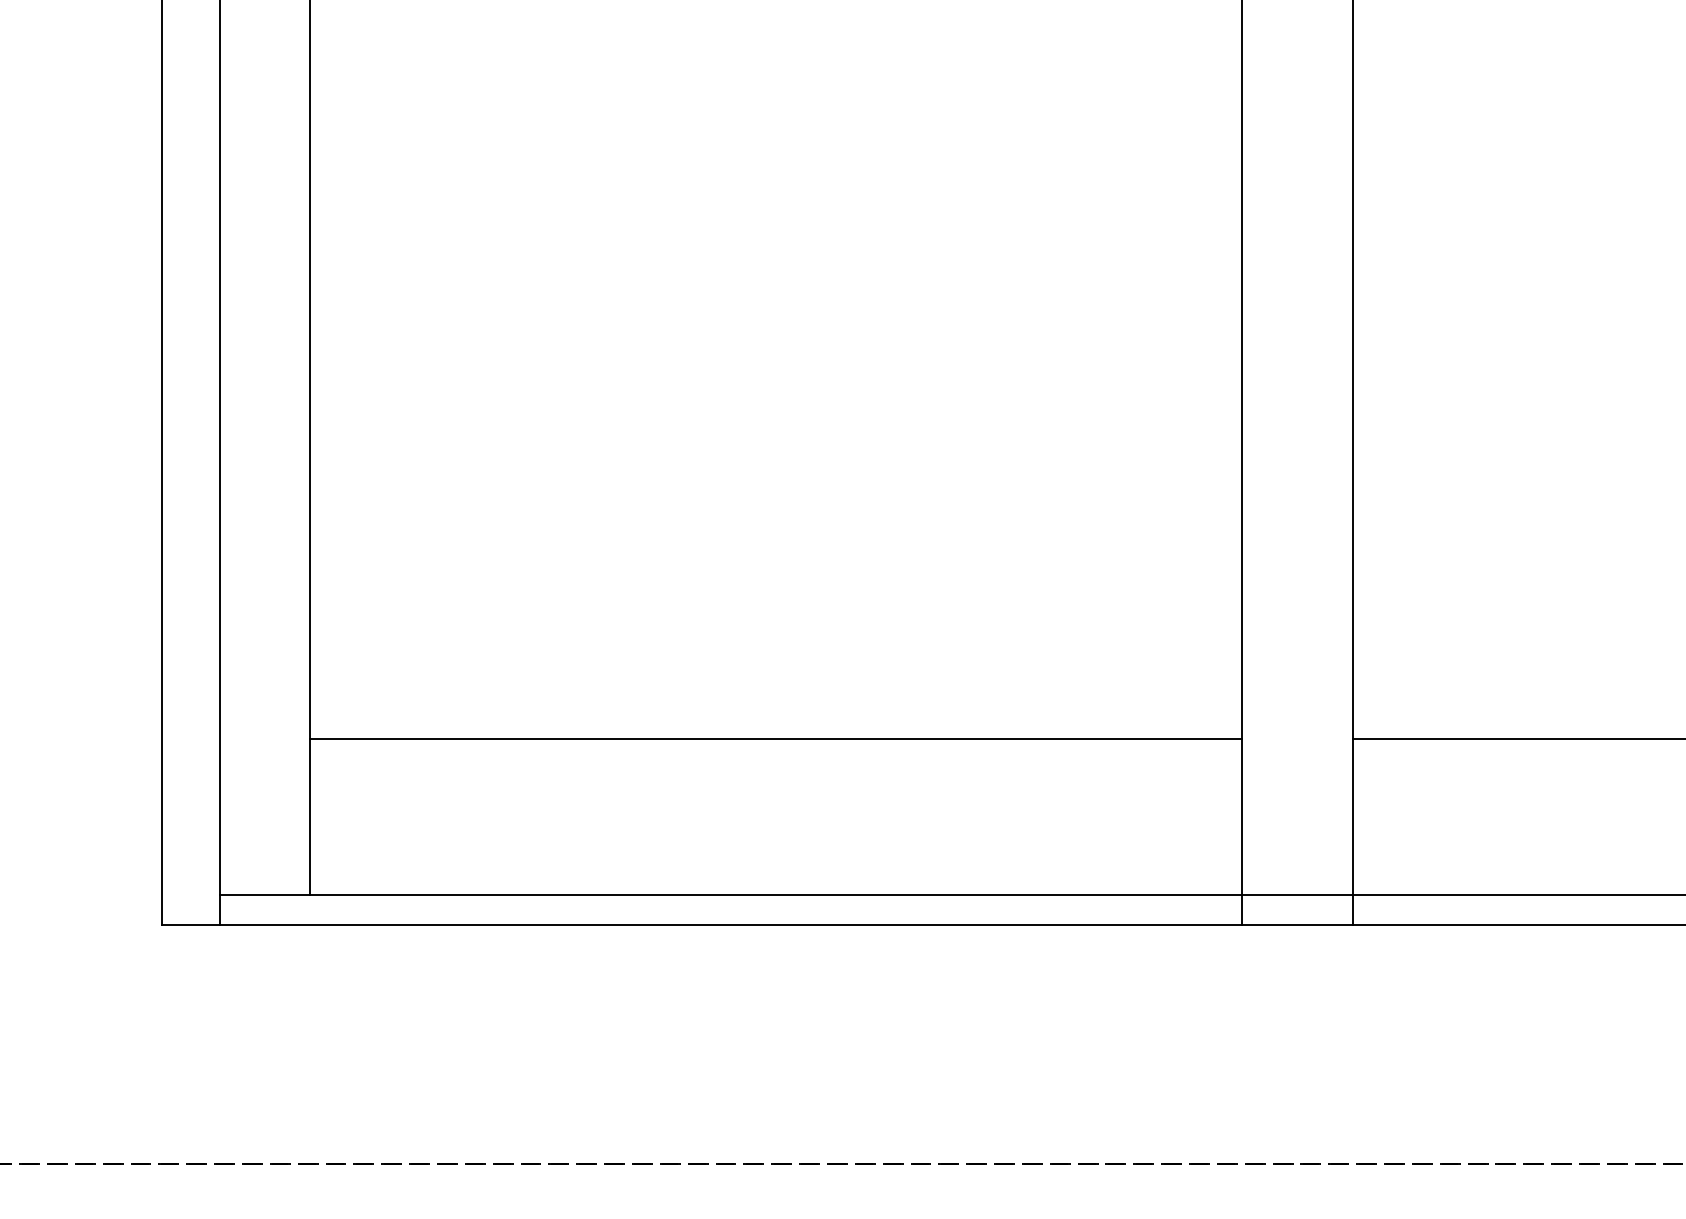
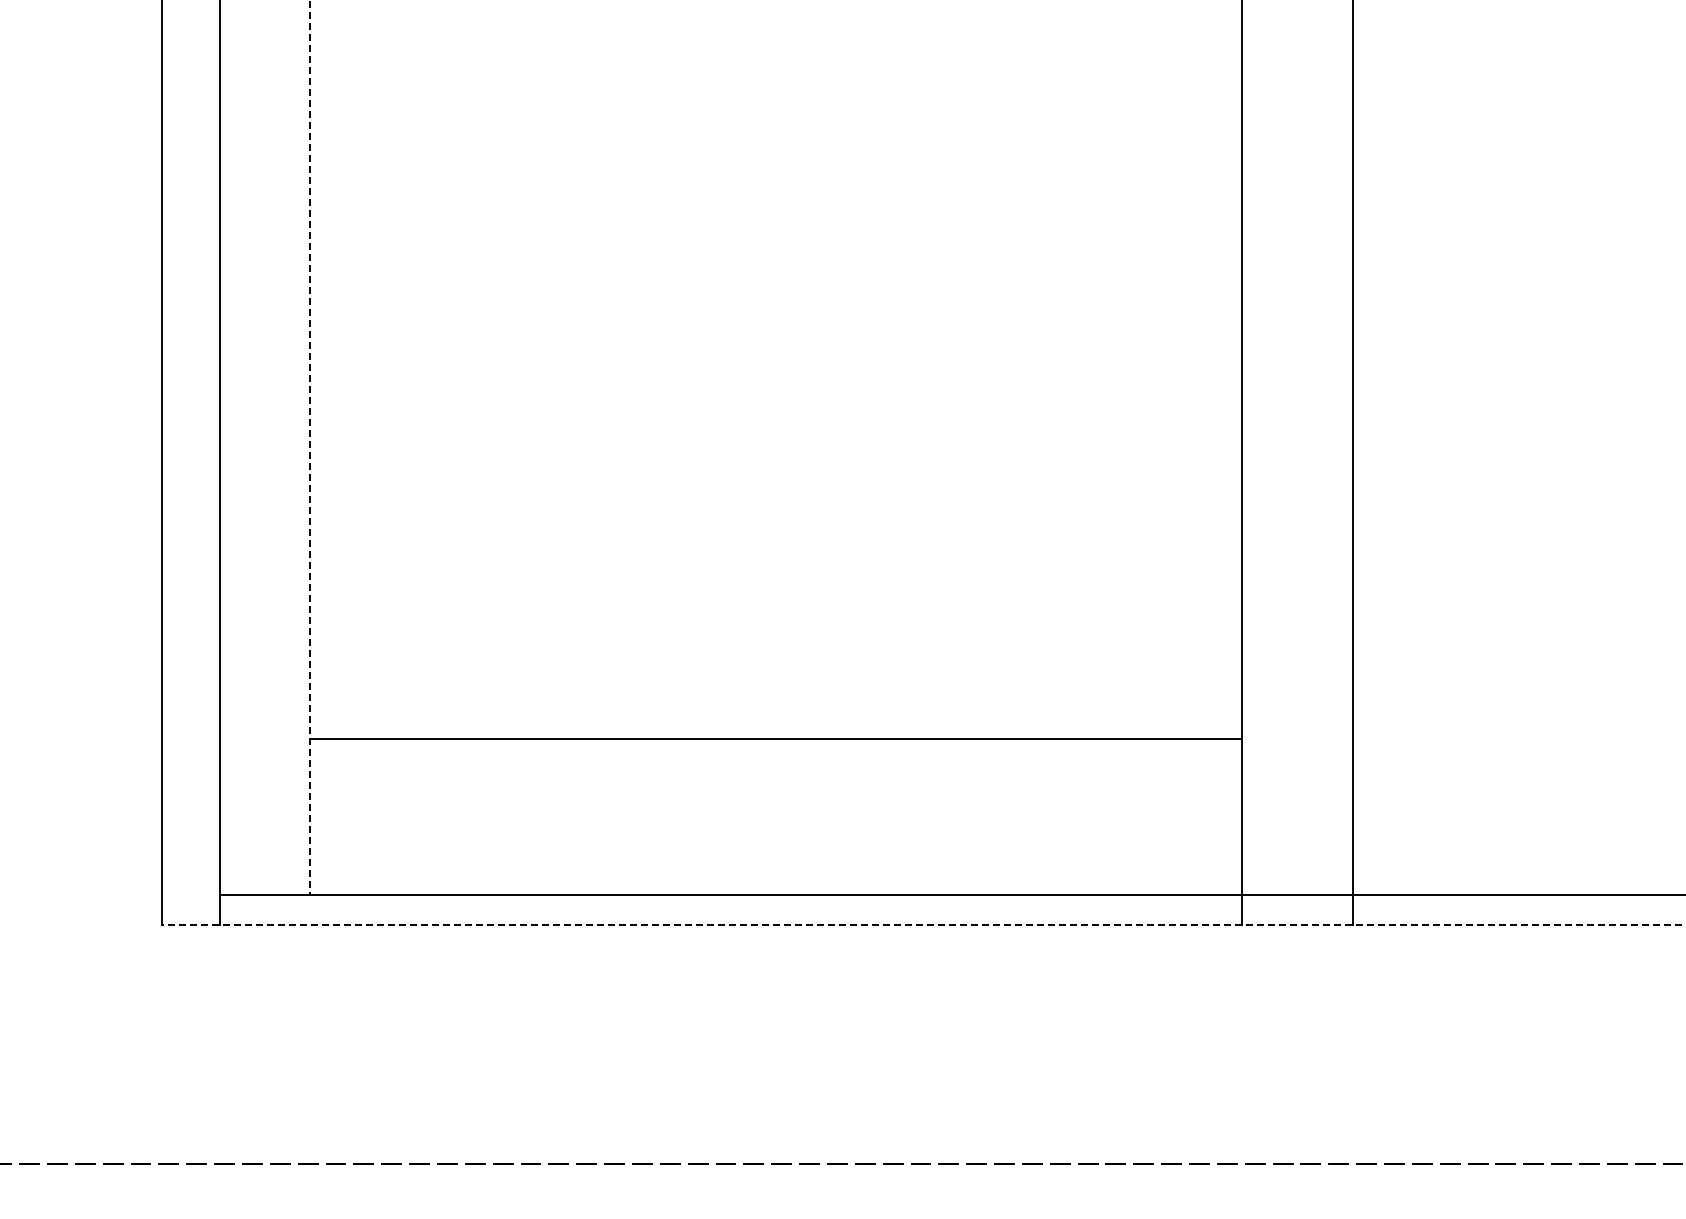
line: solid -> dashed (310, 447)
line: present -> none (1517, 739)
line: solid -> dashed (923, 924)
